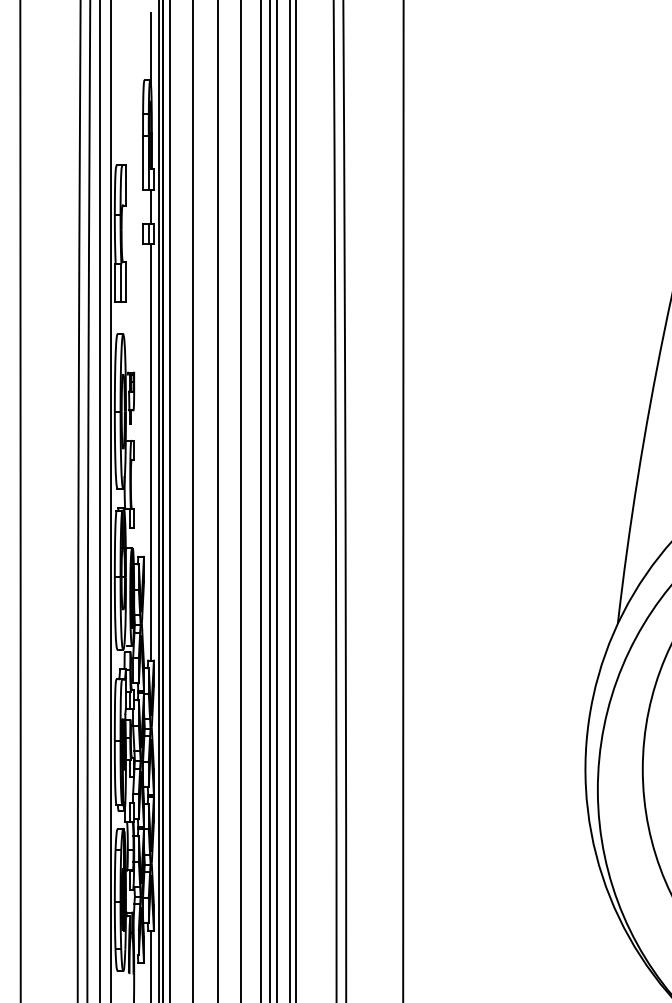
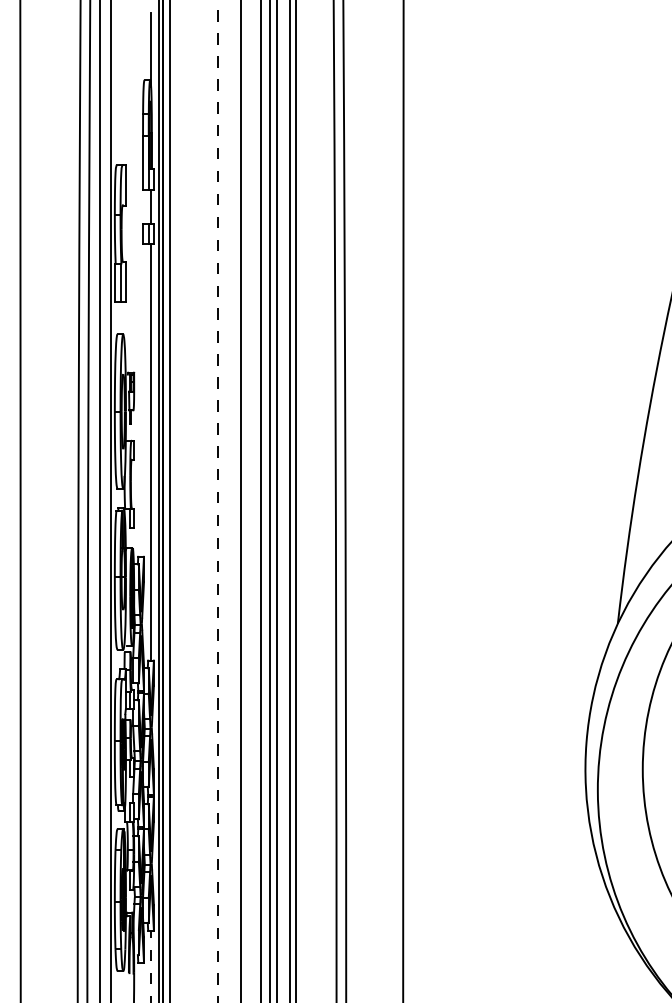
line: present -> none (193, 500)
line: solid -> dashed (218, 501)
line: solid -> dashed (151, 966)
